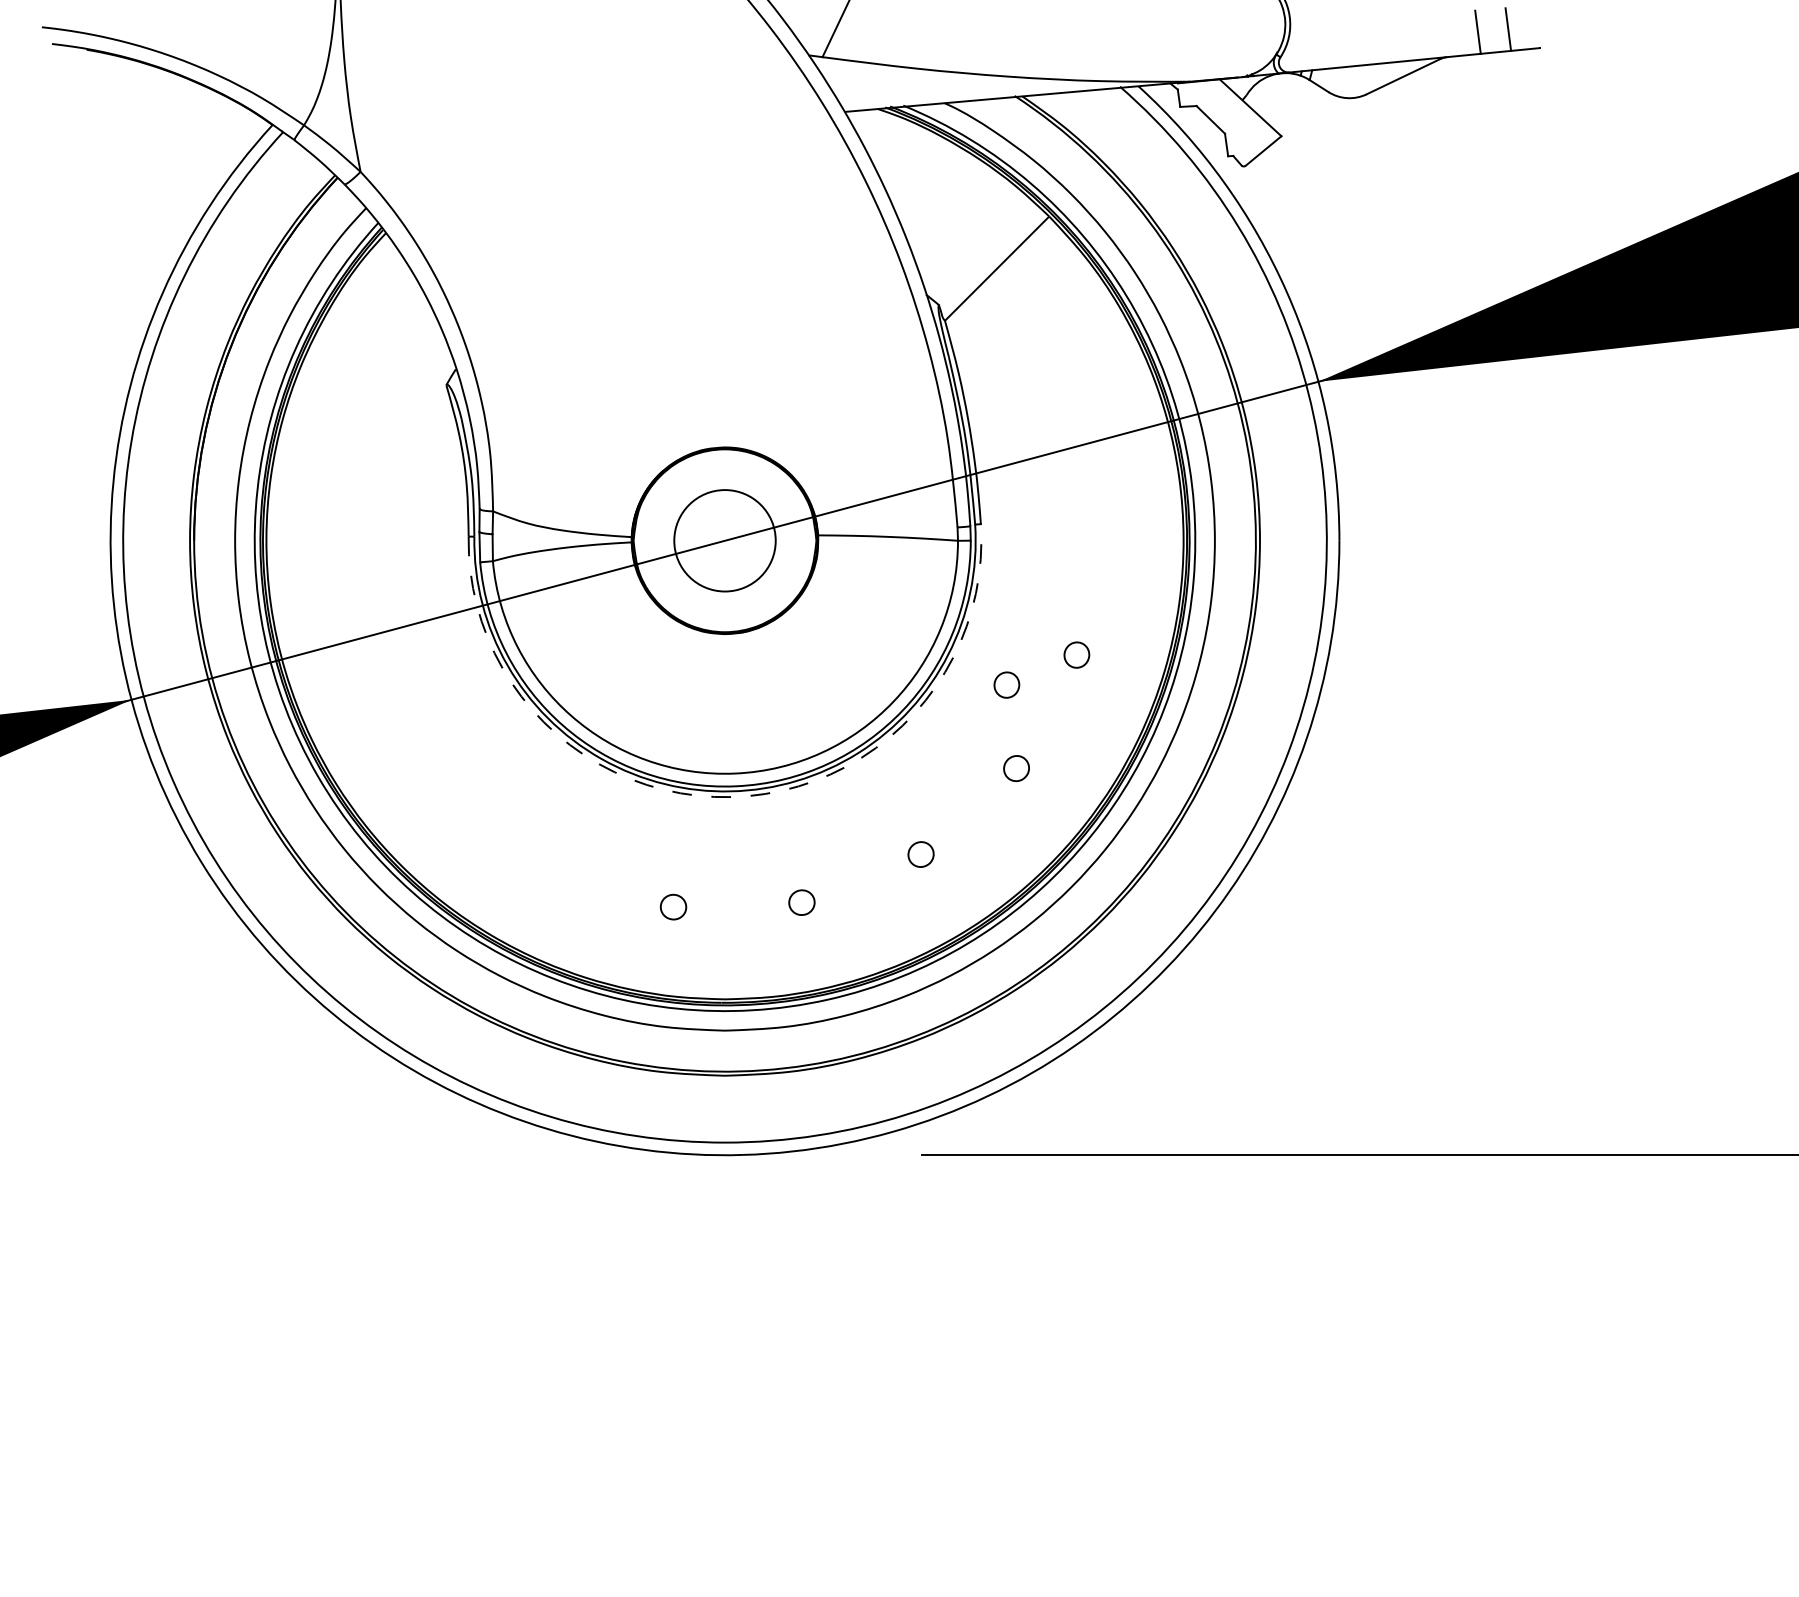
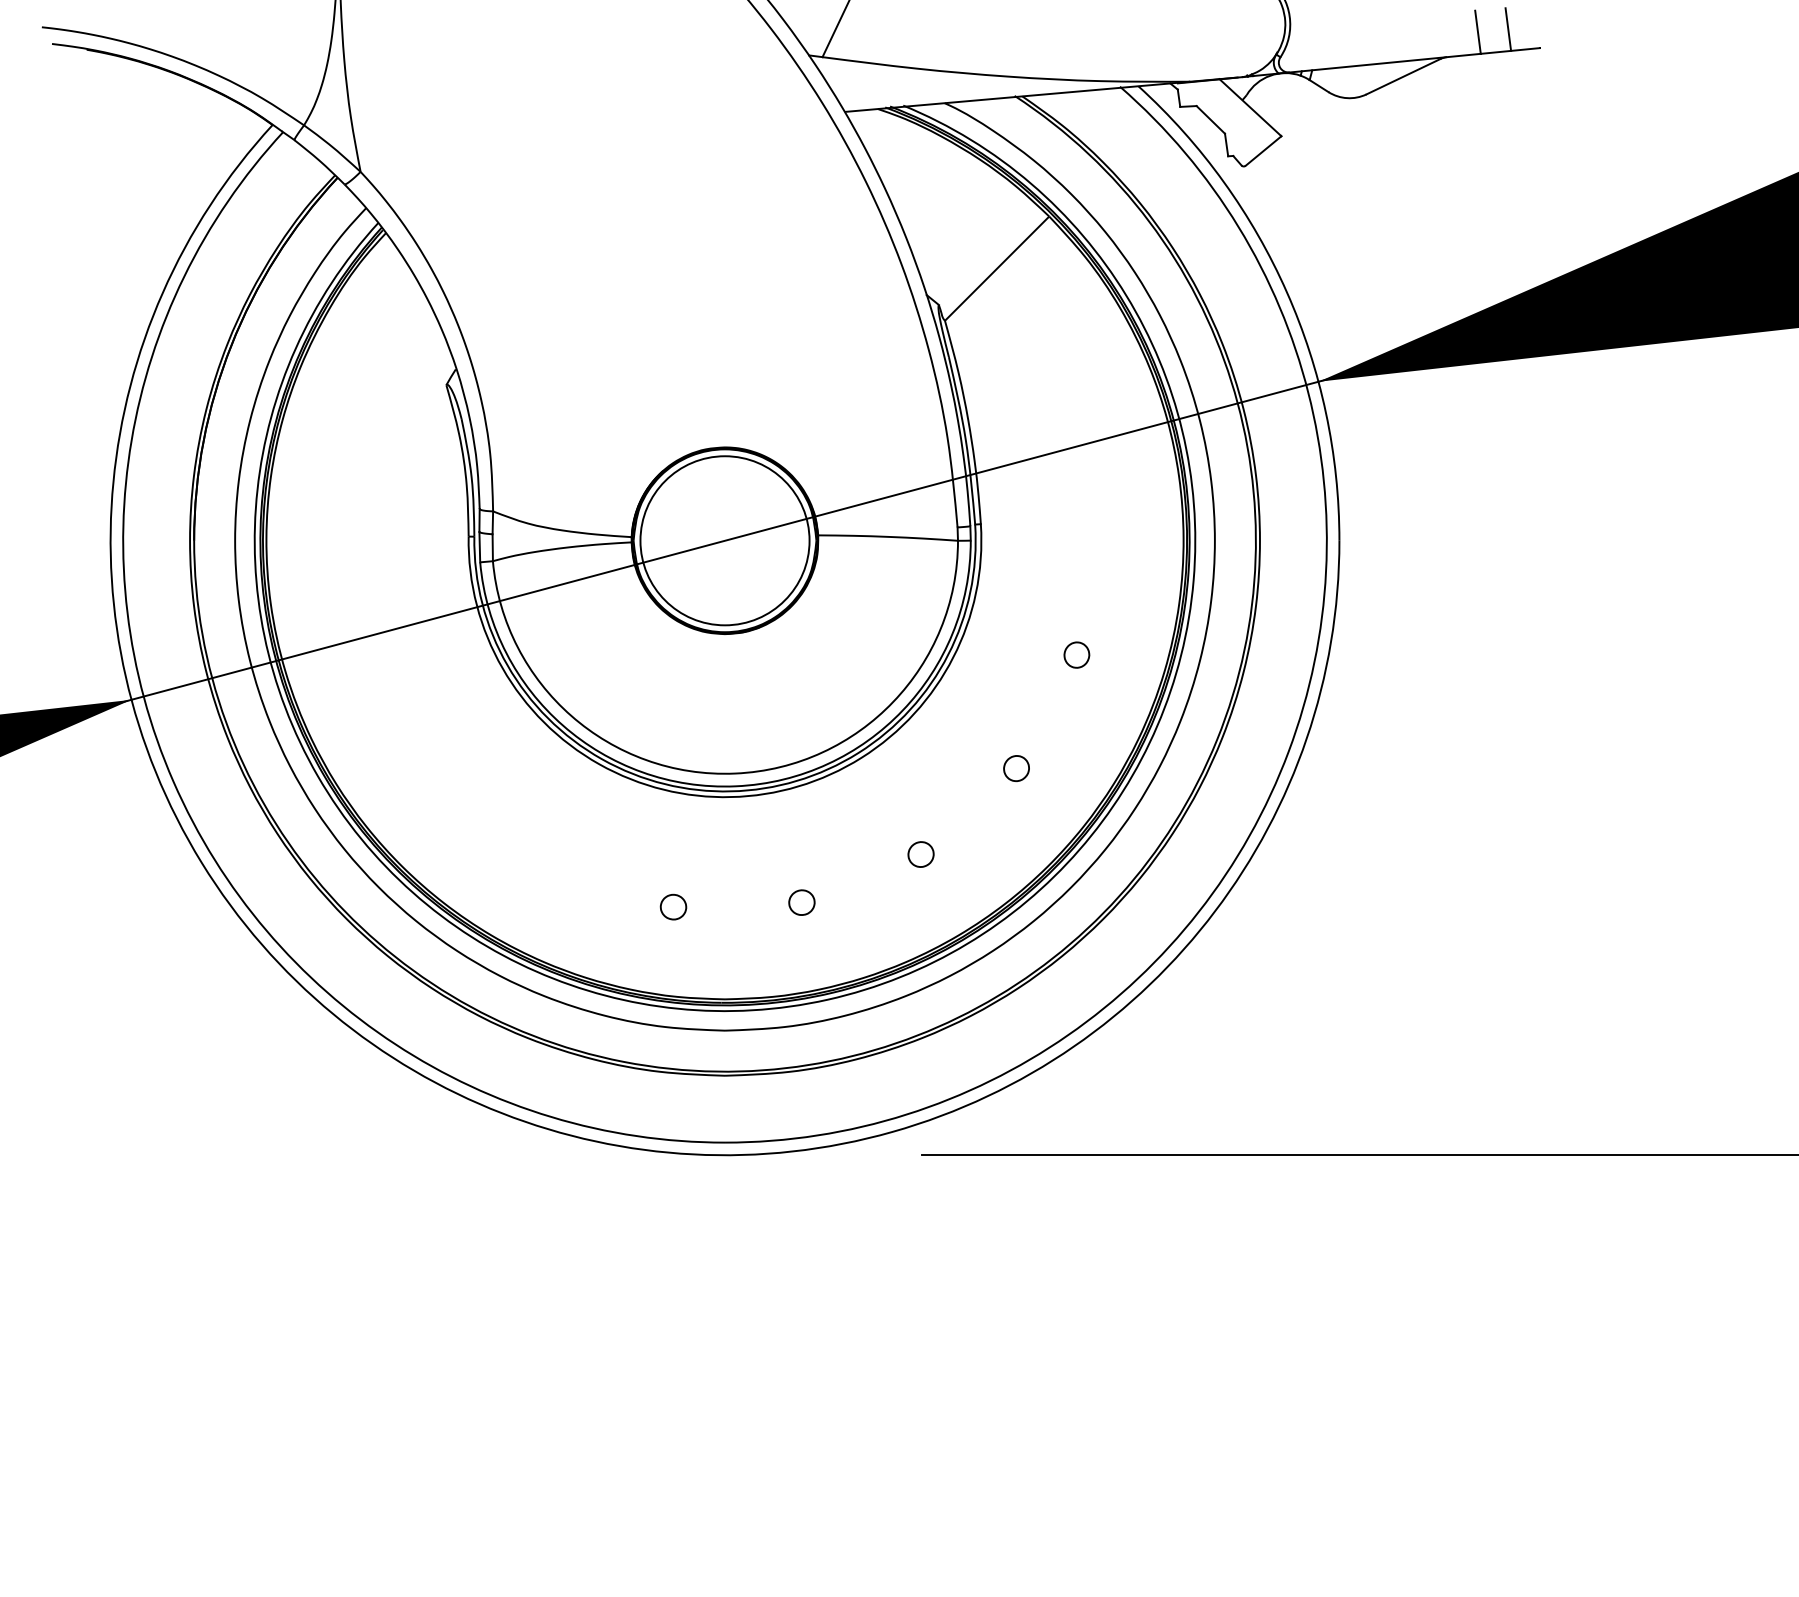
circle diameter: 101 px -> 169 px (724, 540)
part: present -> none (1006, 684)
arc: dashed -> solid (731, 797)
